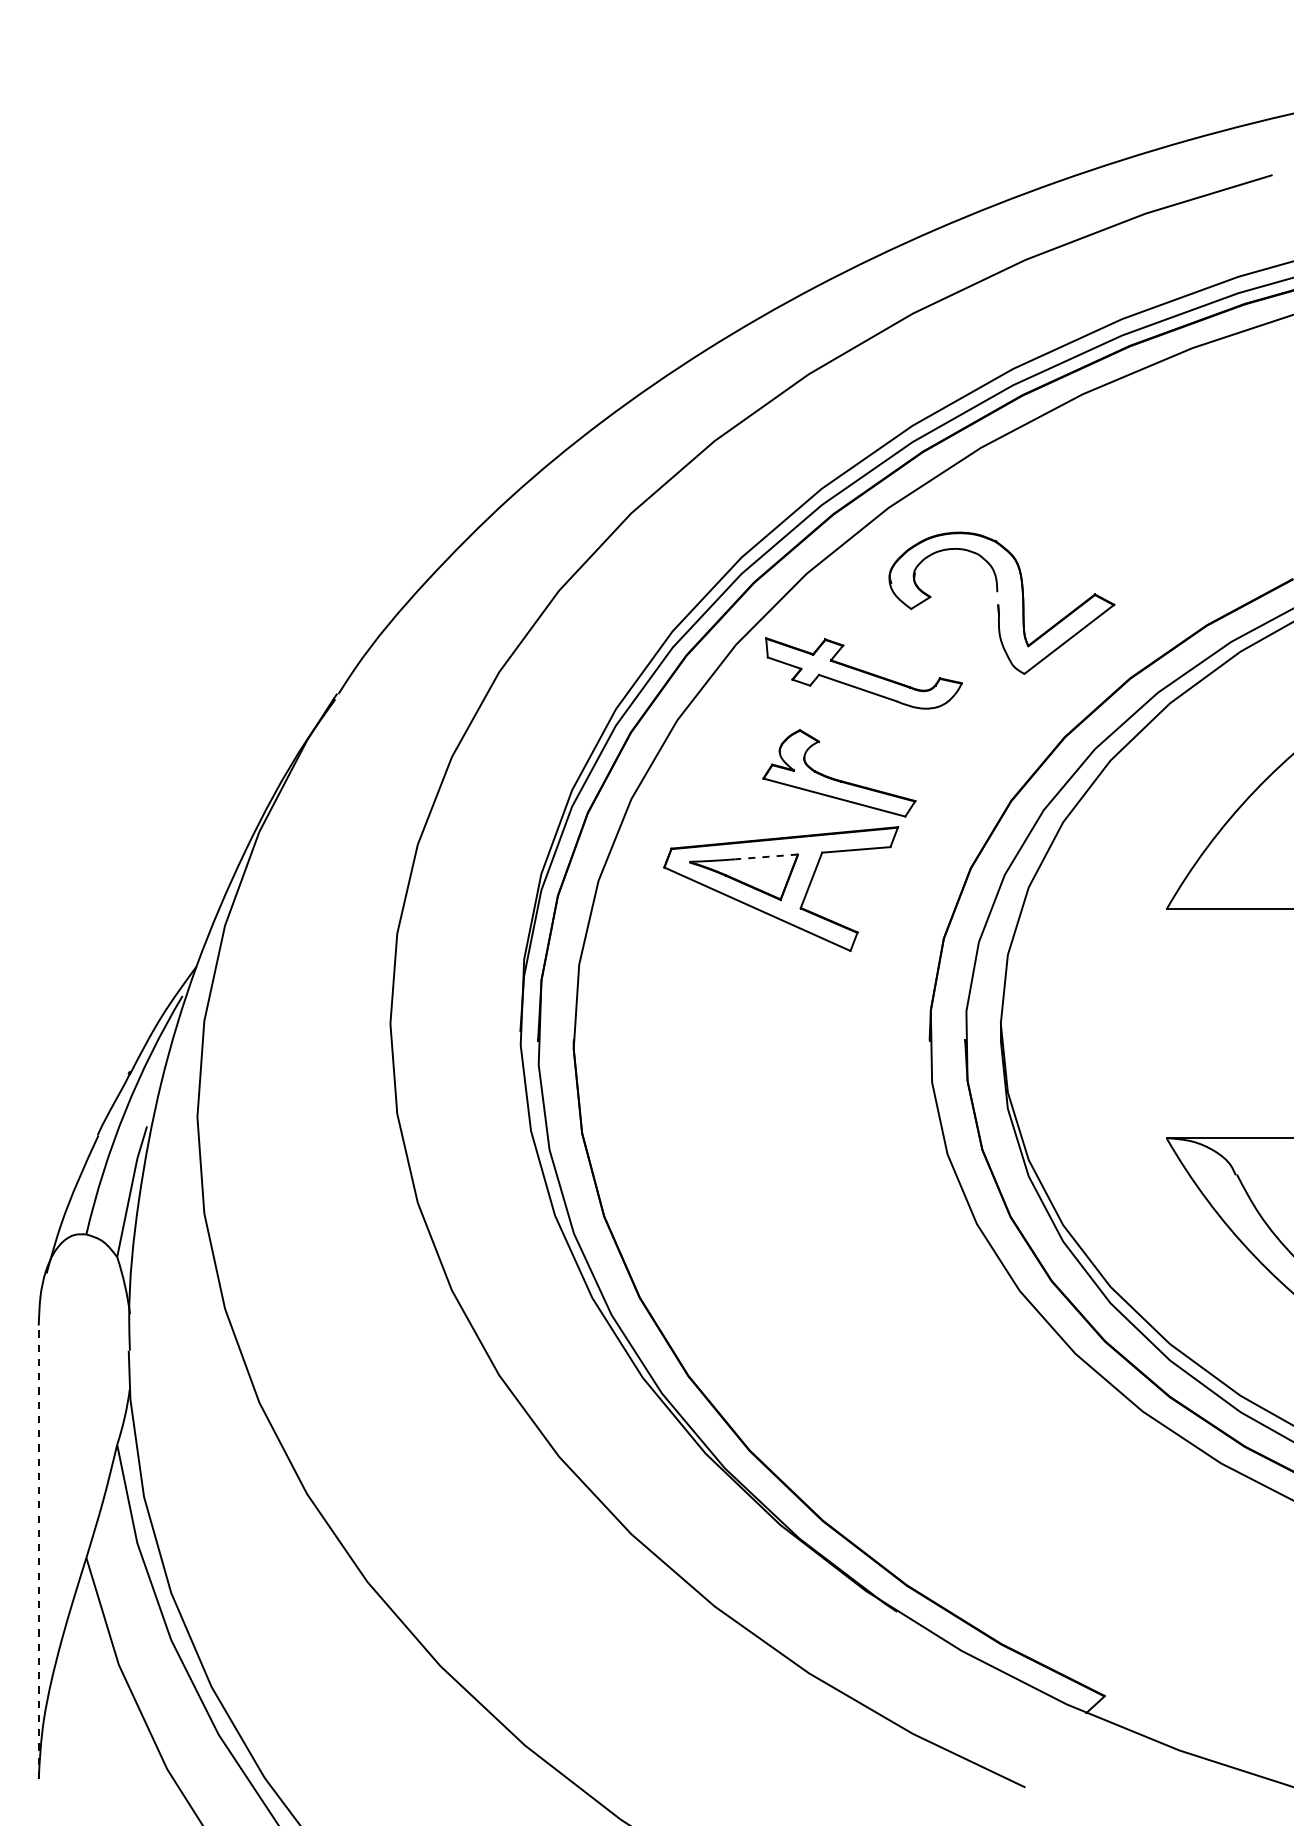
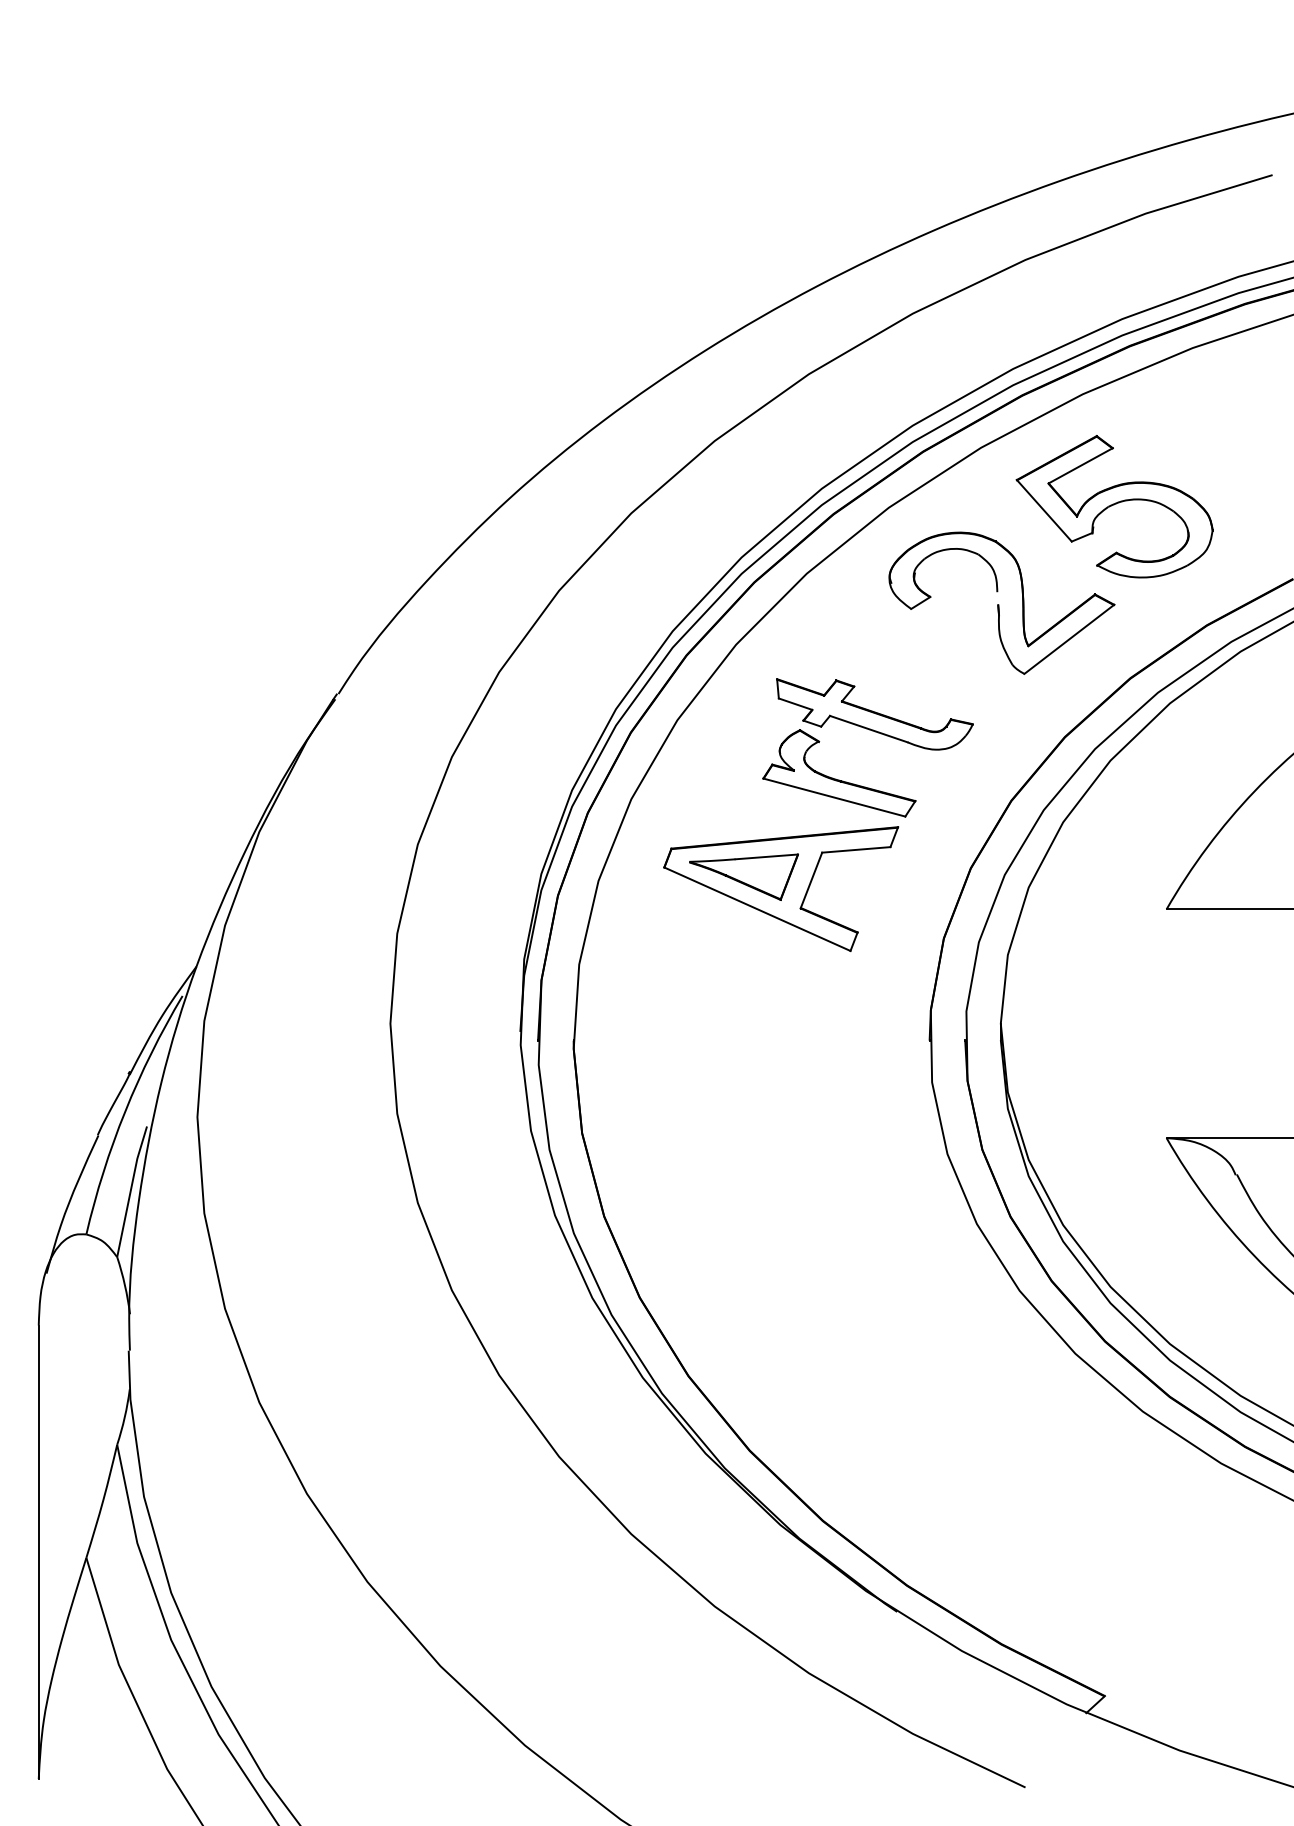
part: none -> present (1114, 506)
part position: (863, 673) -> (874, 714) (874, 714)
line: dashed -> solid (766, 856)
line: dashed -> solid (38, 1552)
